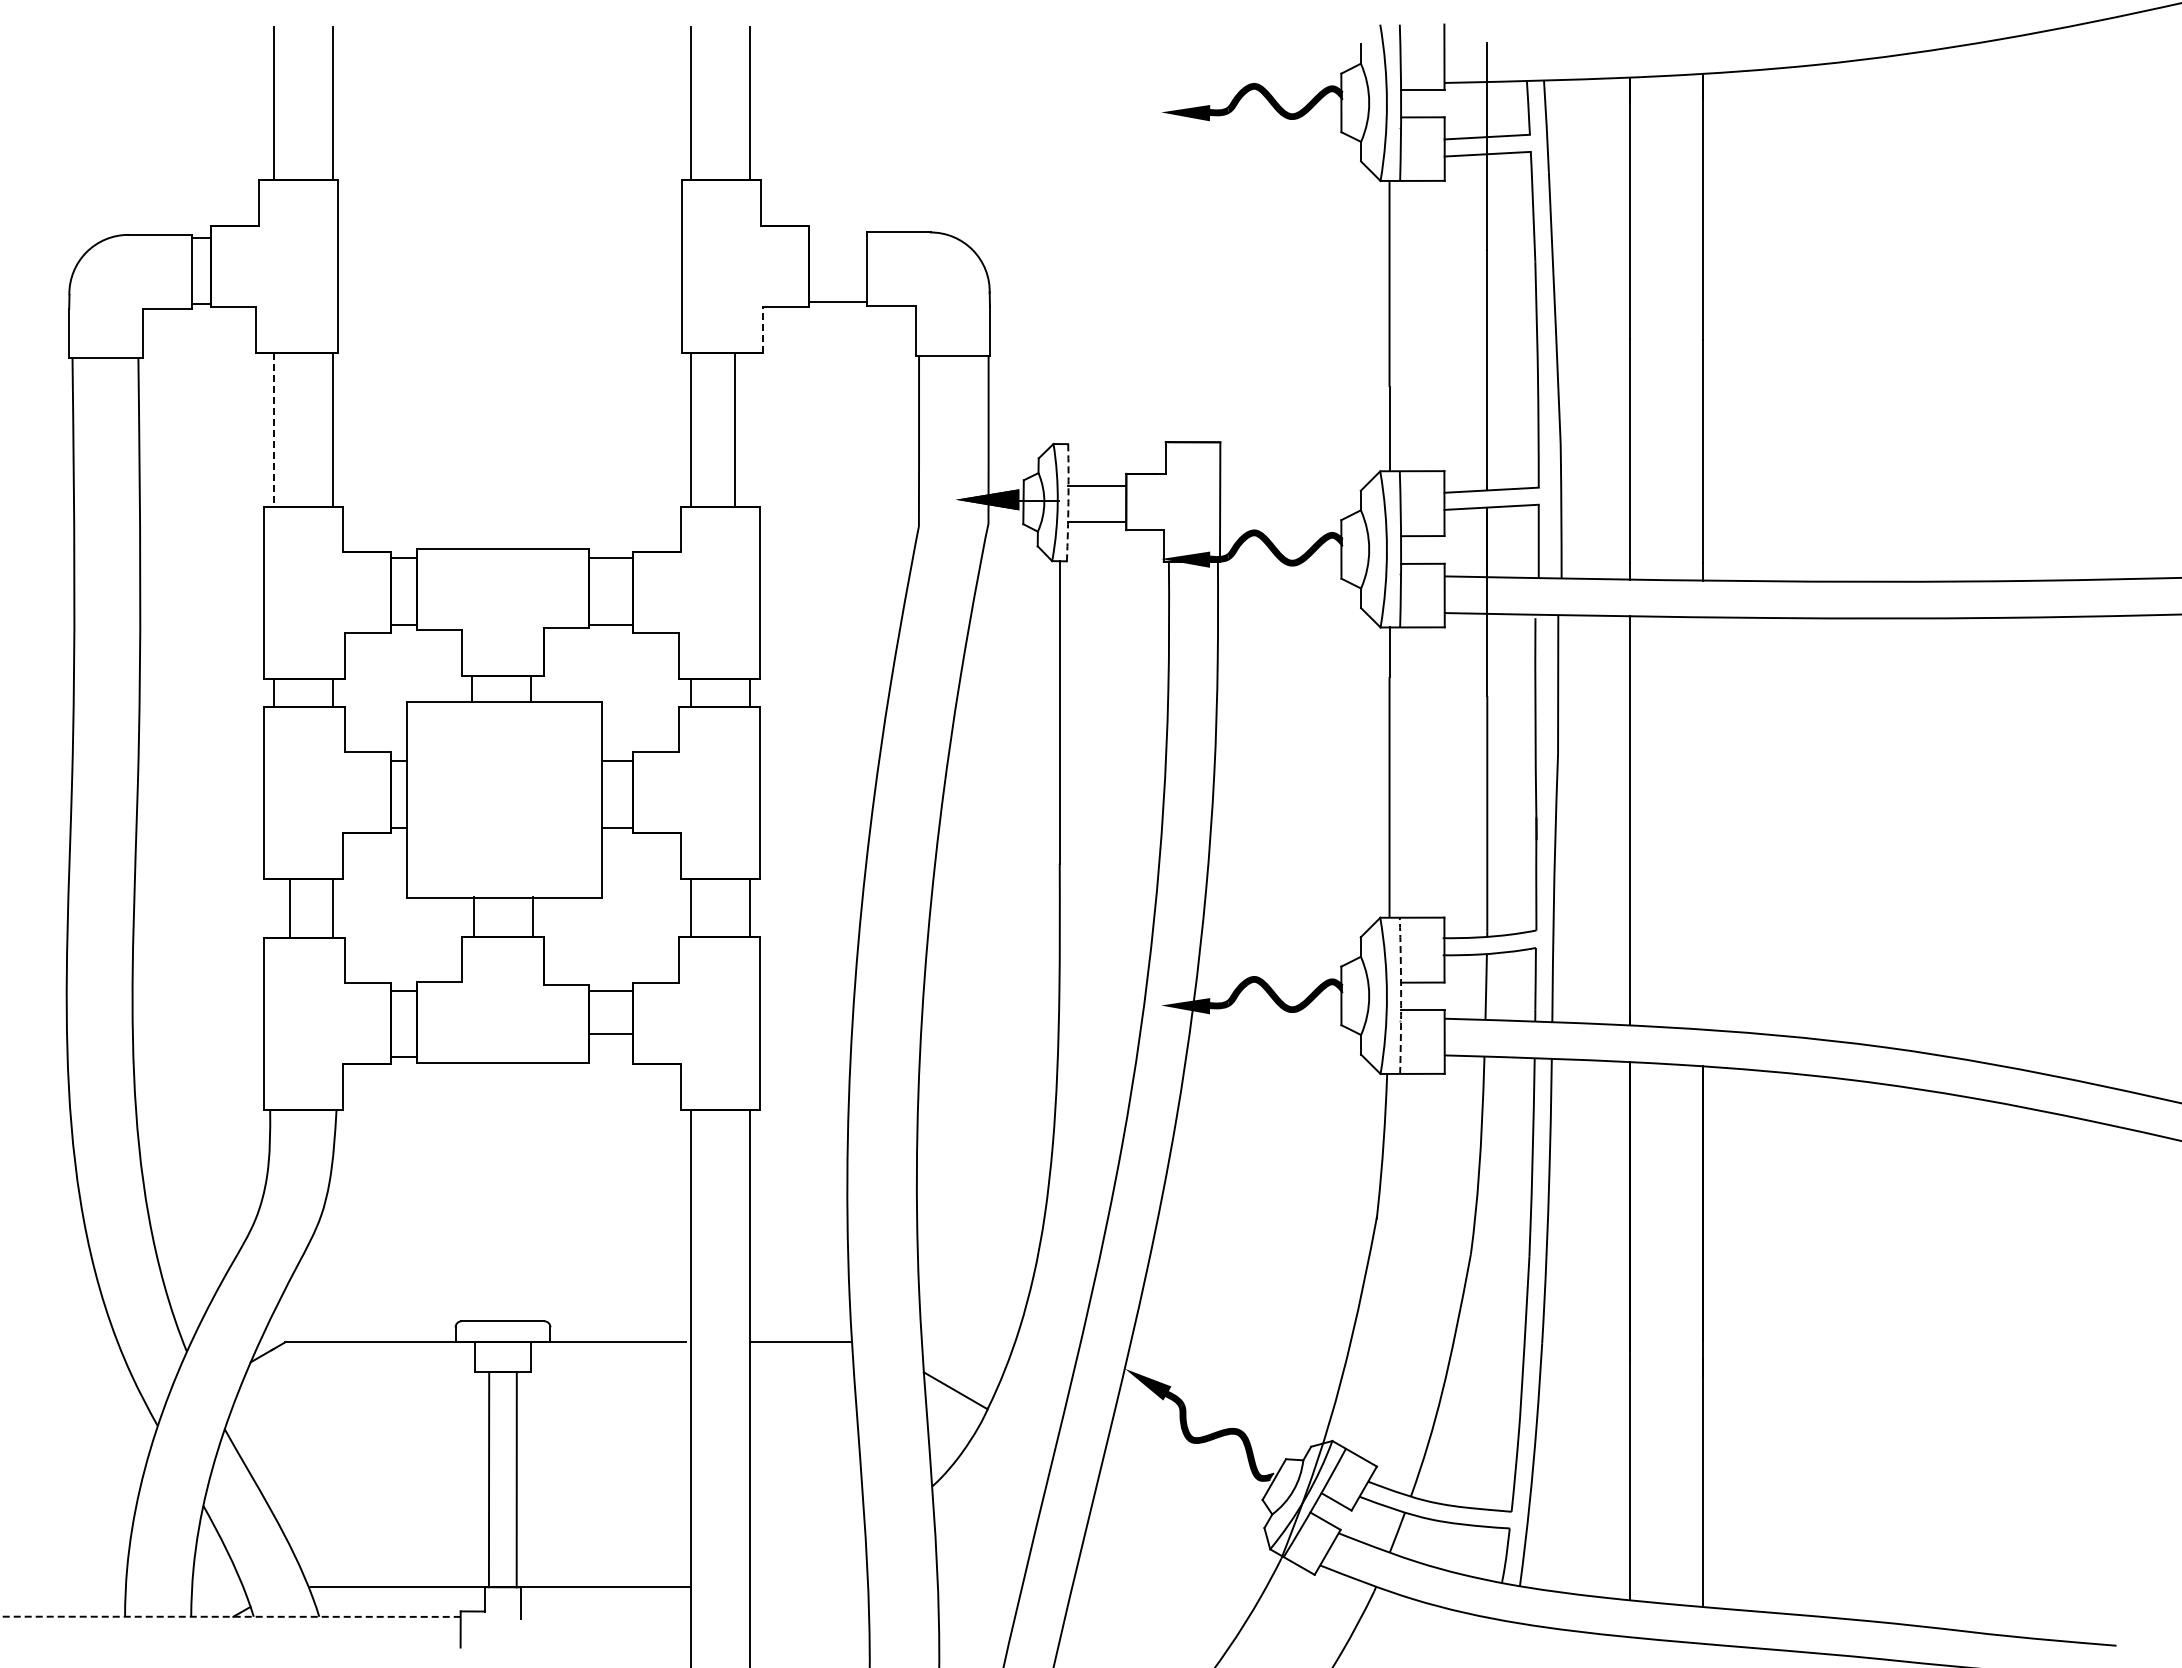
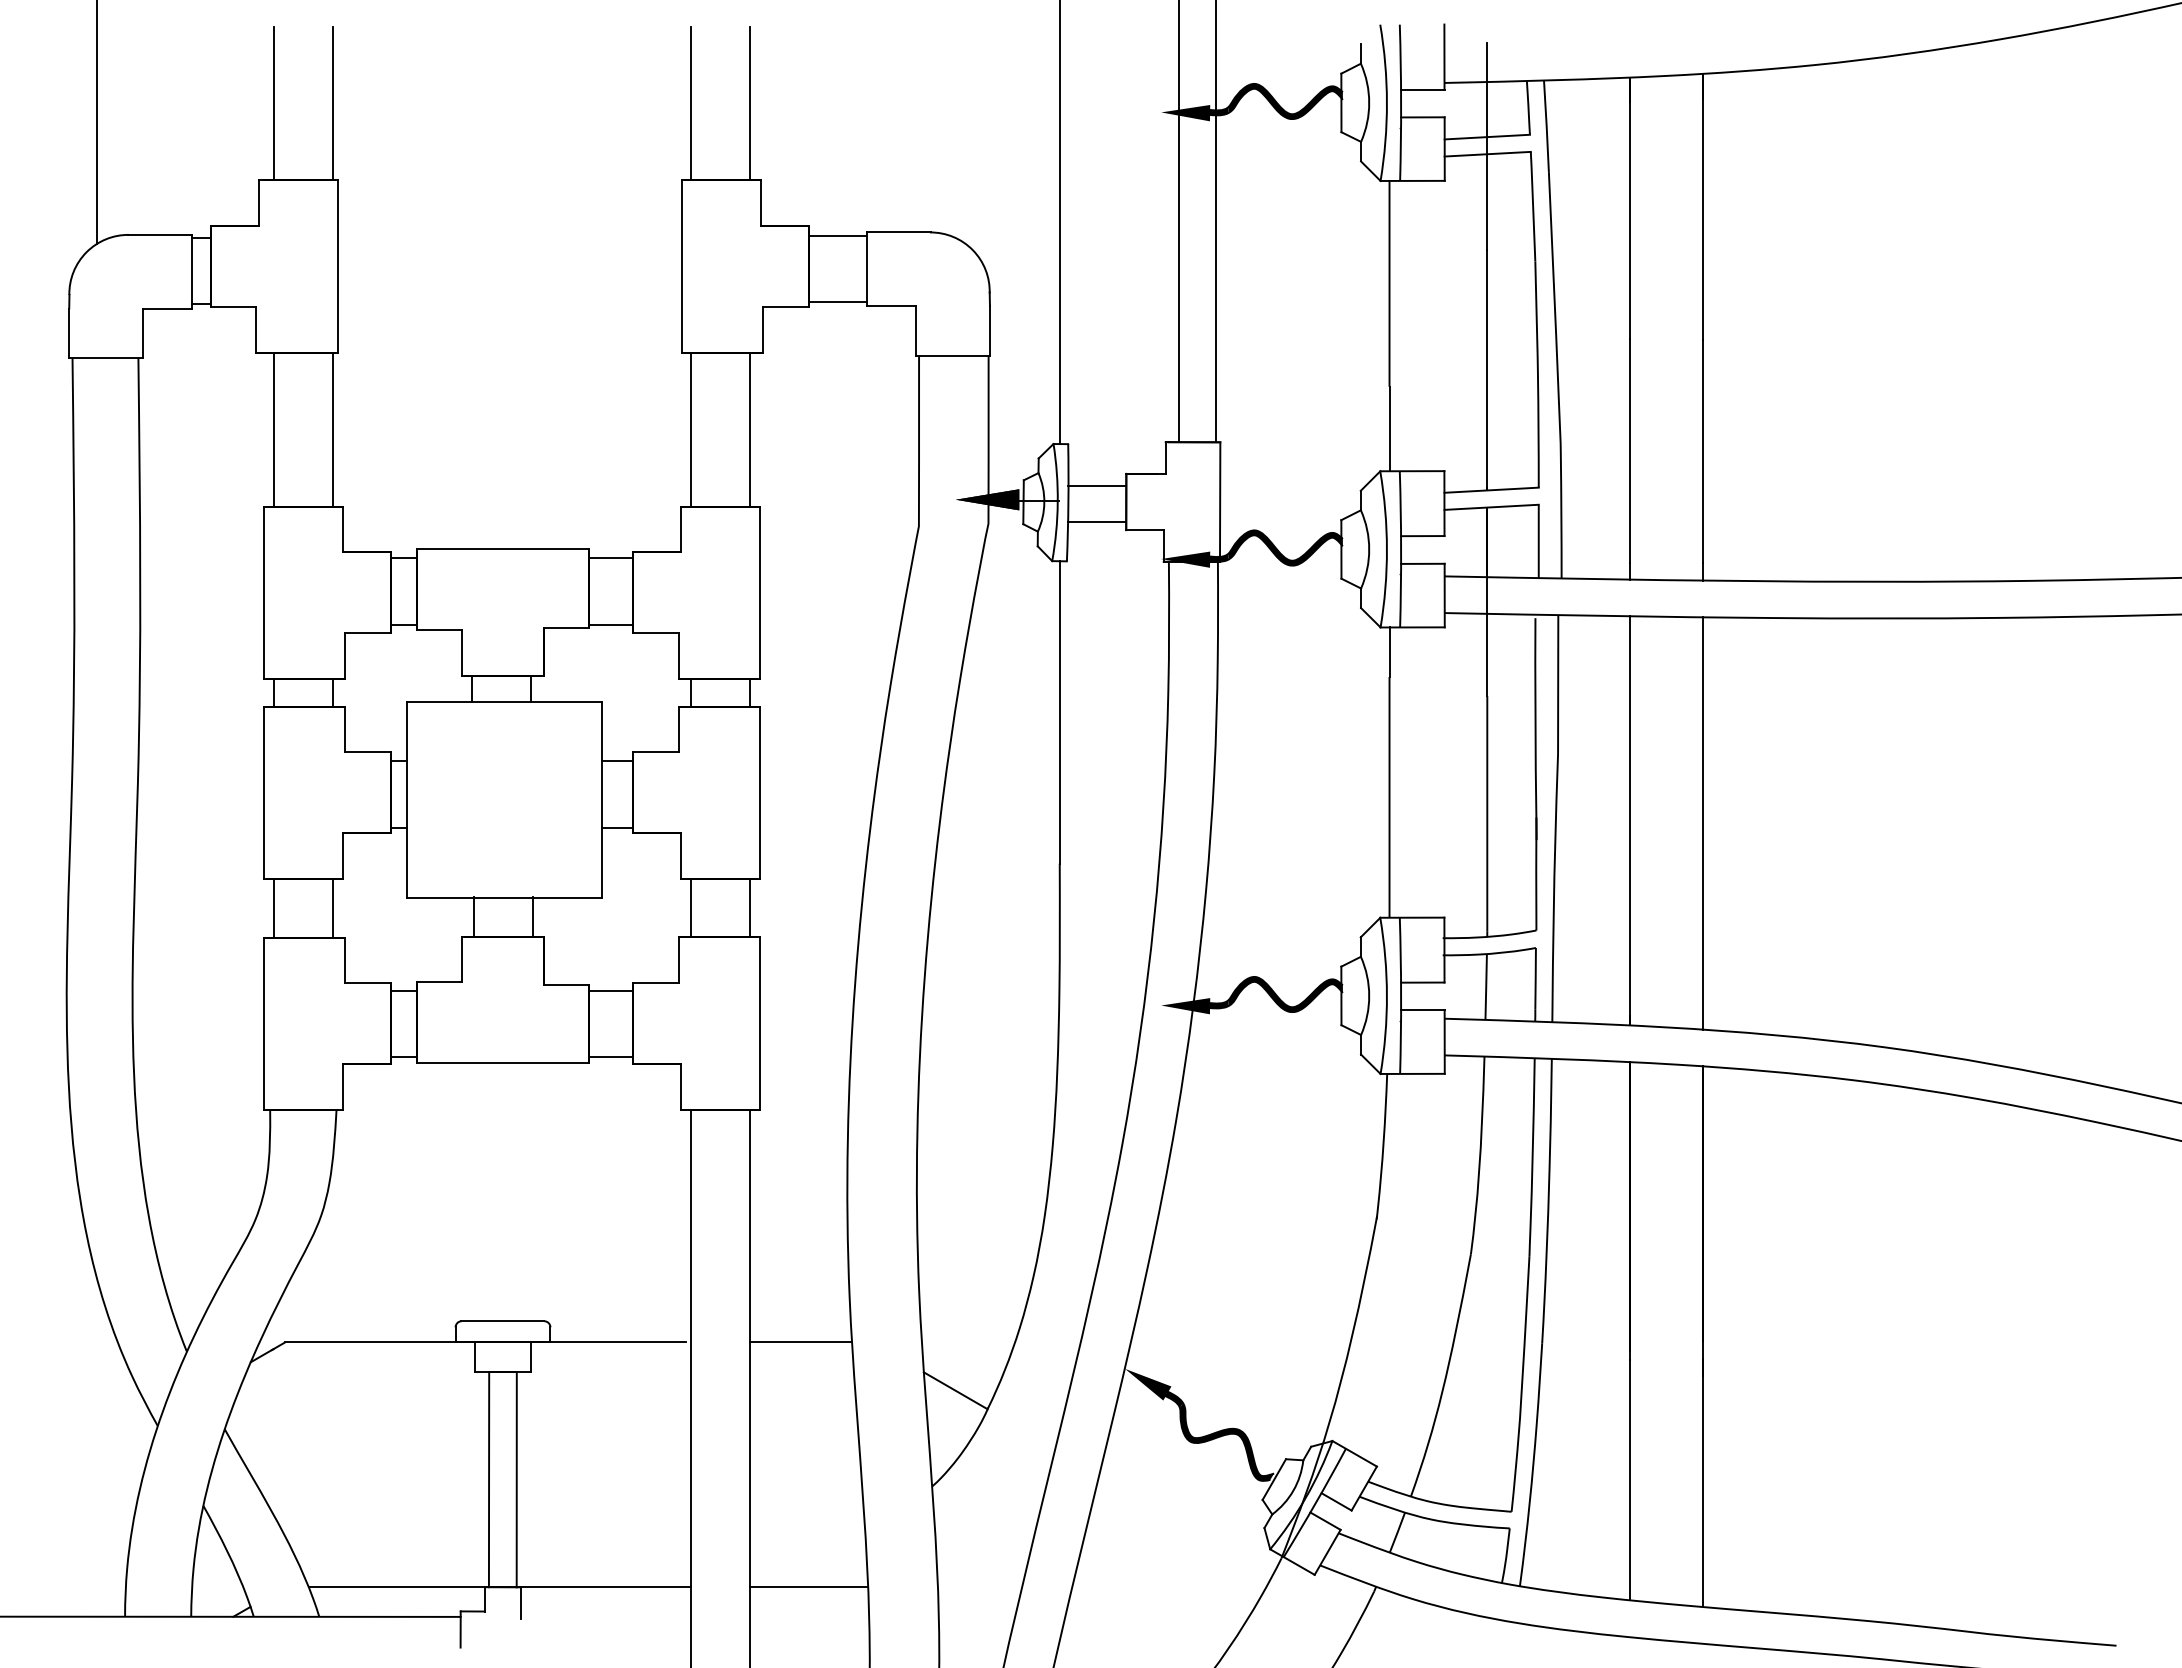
line: none -> present (97, 122)
line: none -> present (1178, 222)
line: none -> present (1215, 222)
line: none -> present (1059, 223)
line: none -> present (837, 235)
line: dashed -> solid (763, 329)
line: dashed -> solid (274, 429)
line position: (734, 429) -> (749, 429) (749, 429)
arc: dashed -> solid (1068, 502)
line: none -> present (1703, 823)
line position: (290, 908) -> (274, 908) (274, 908)
arc: dashed -> solid (1401, 995)
line position: (611, 1034) -> (611, 1057) (611, 1057)
line: none -> present (808, 1586)
line: dashed -> solid (230, 1616)
